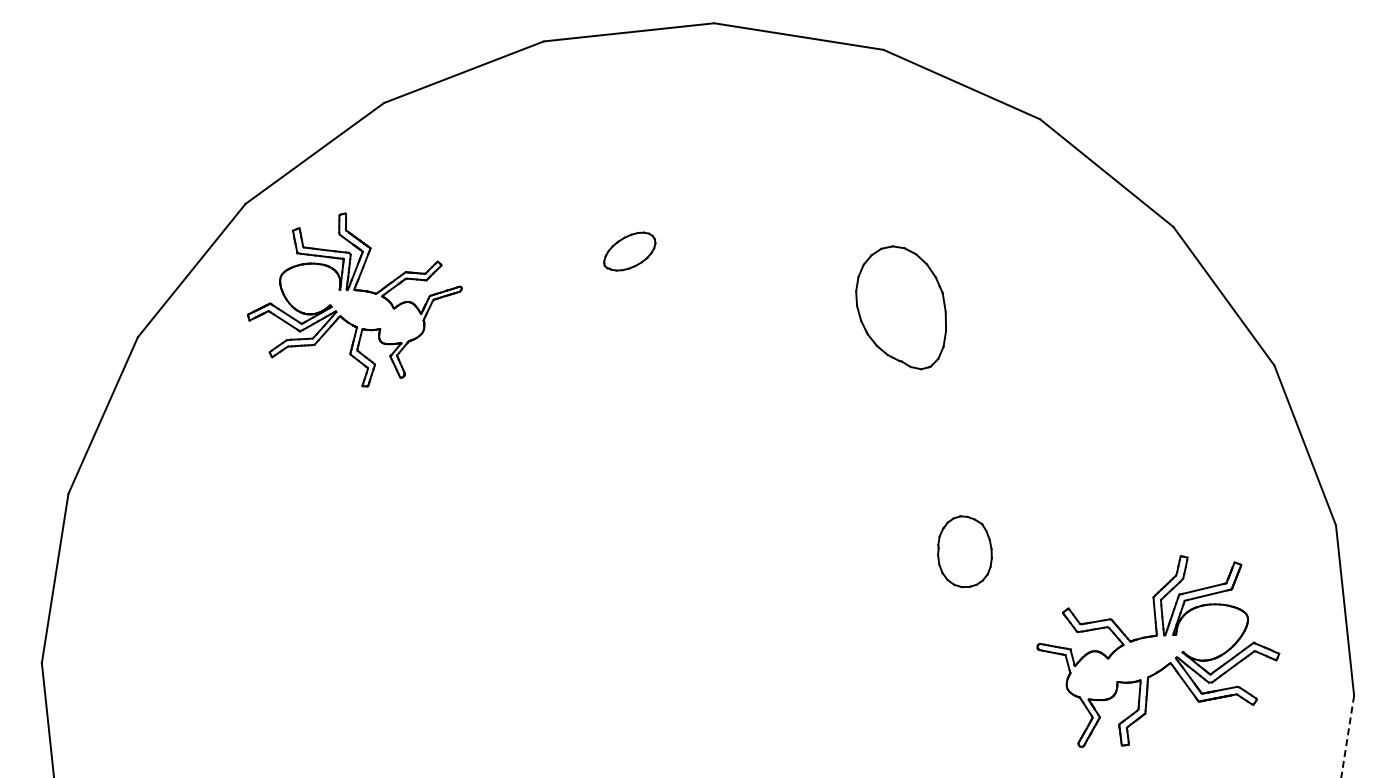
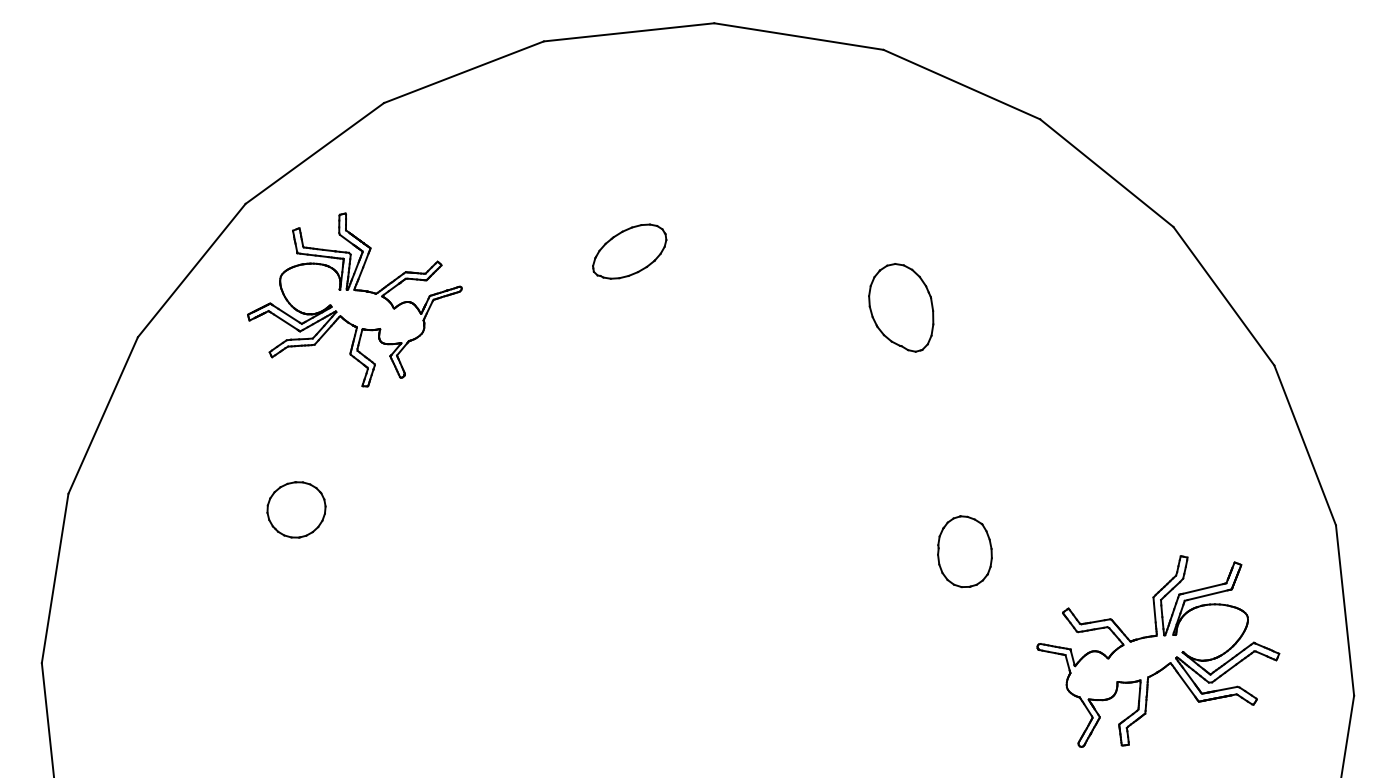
part size: 54x41 px -> 76x57 px (629, 251)
part size: 92x126 px -> 67x90 px (901, 307)
part: none -> present (296, 509)
line: dashed -> solid (1347, 737)
